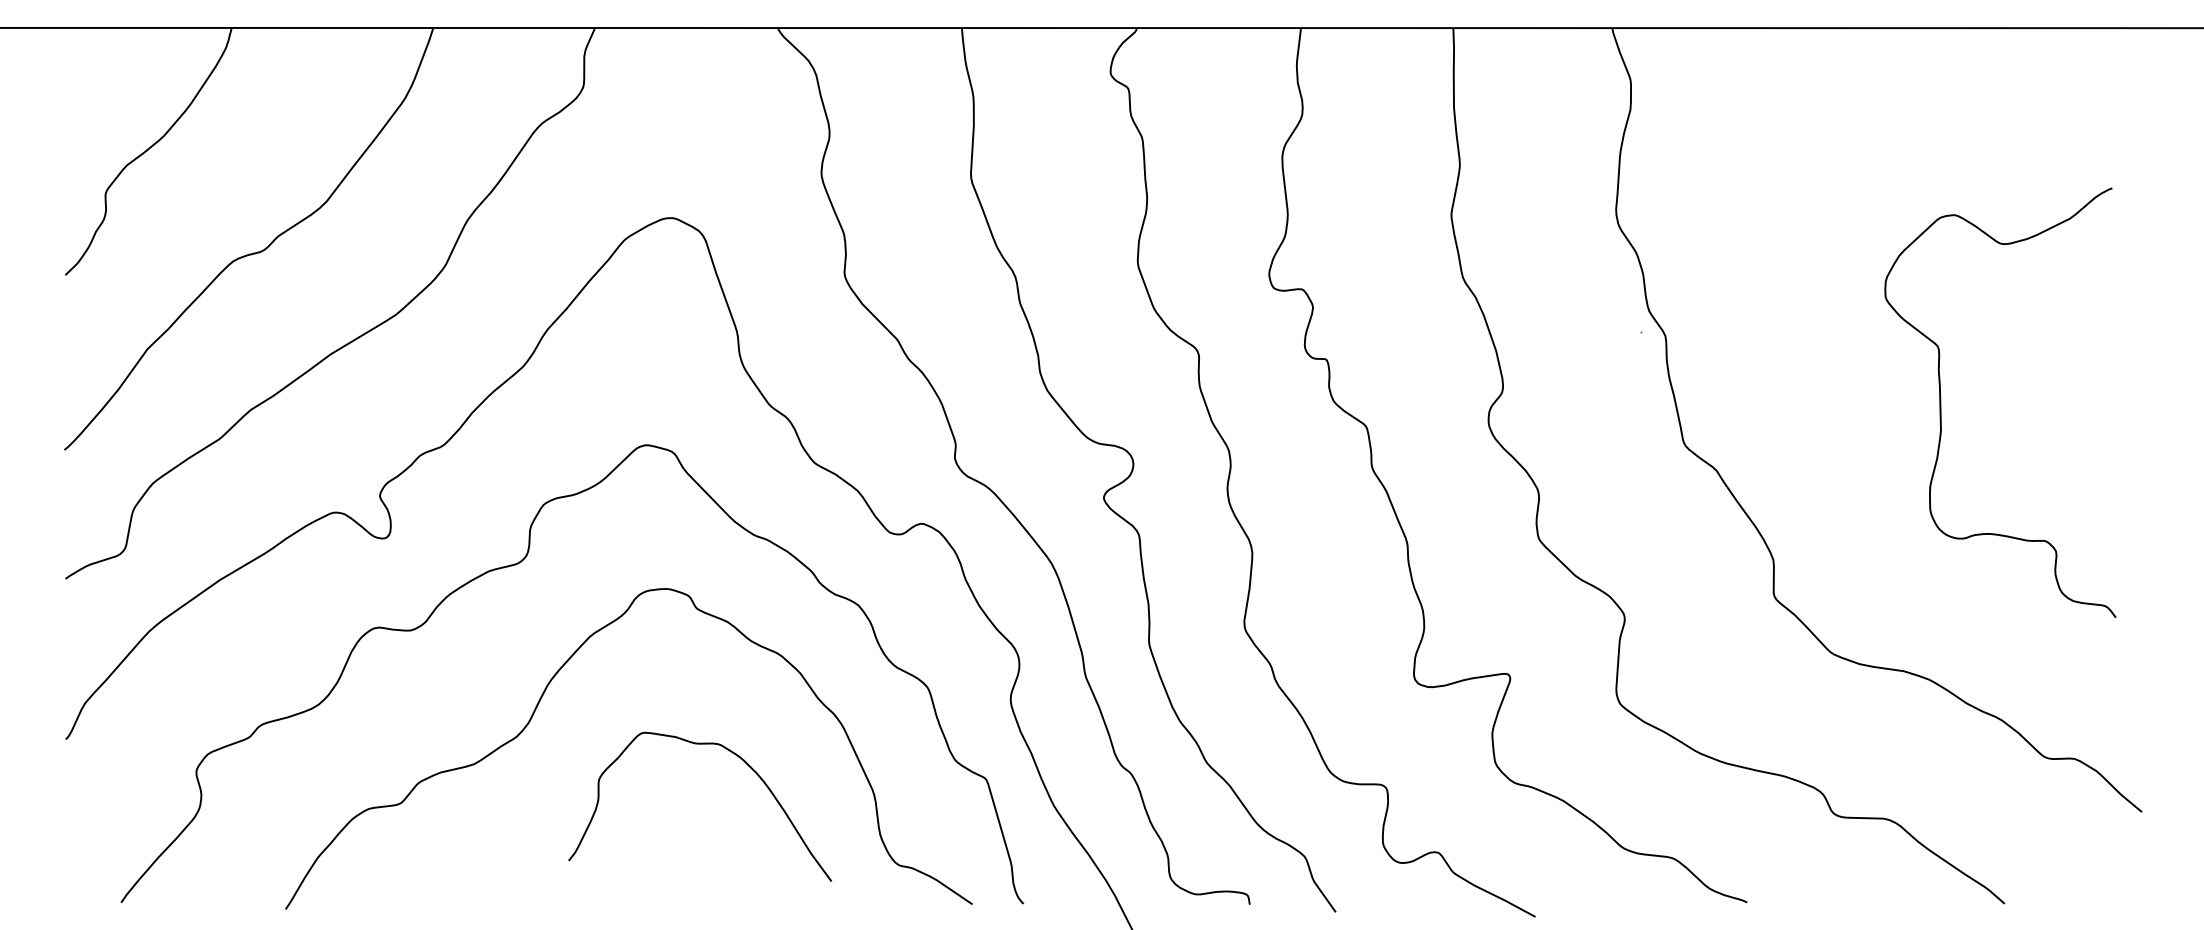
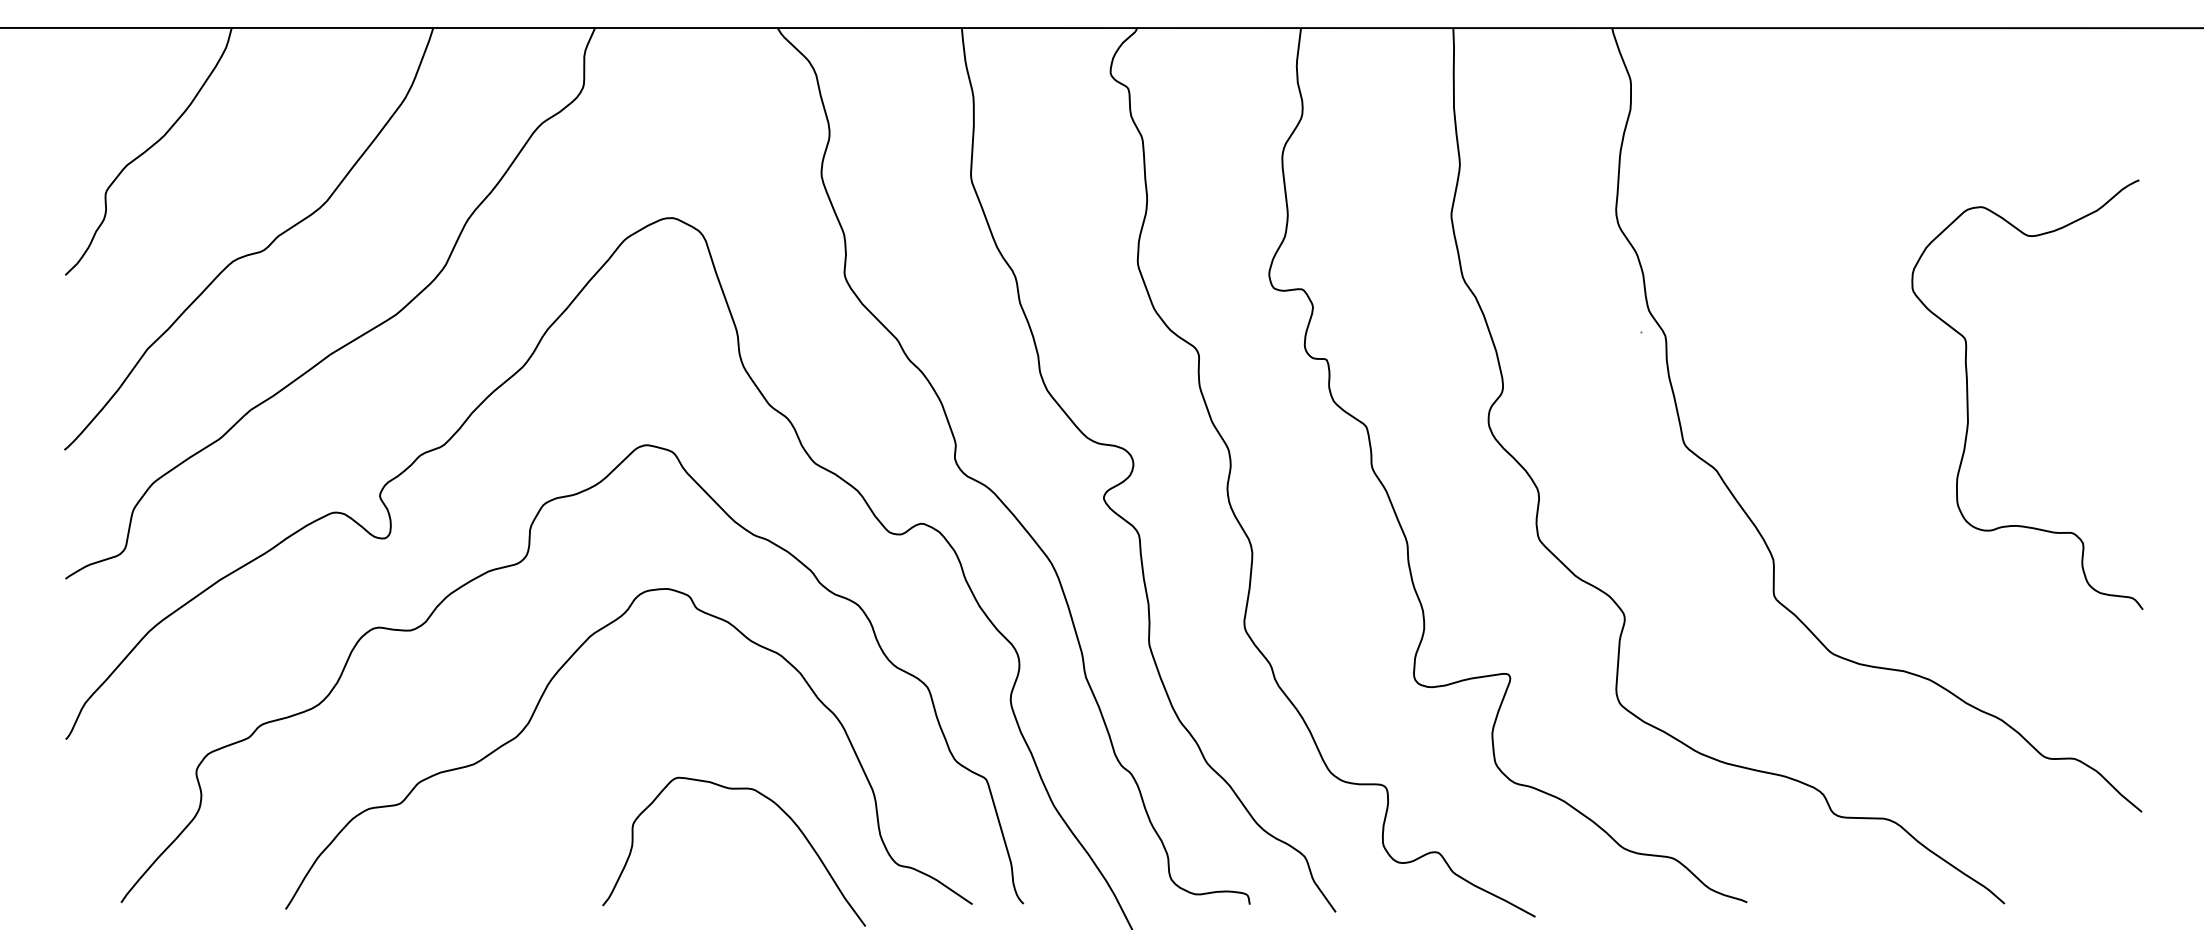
curve position: (1941, 402) -> (1968, 394) (1968, 394)
curve position: (699, 744) -> (733, 789) (733, 789)
